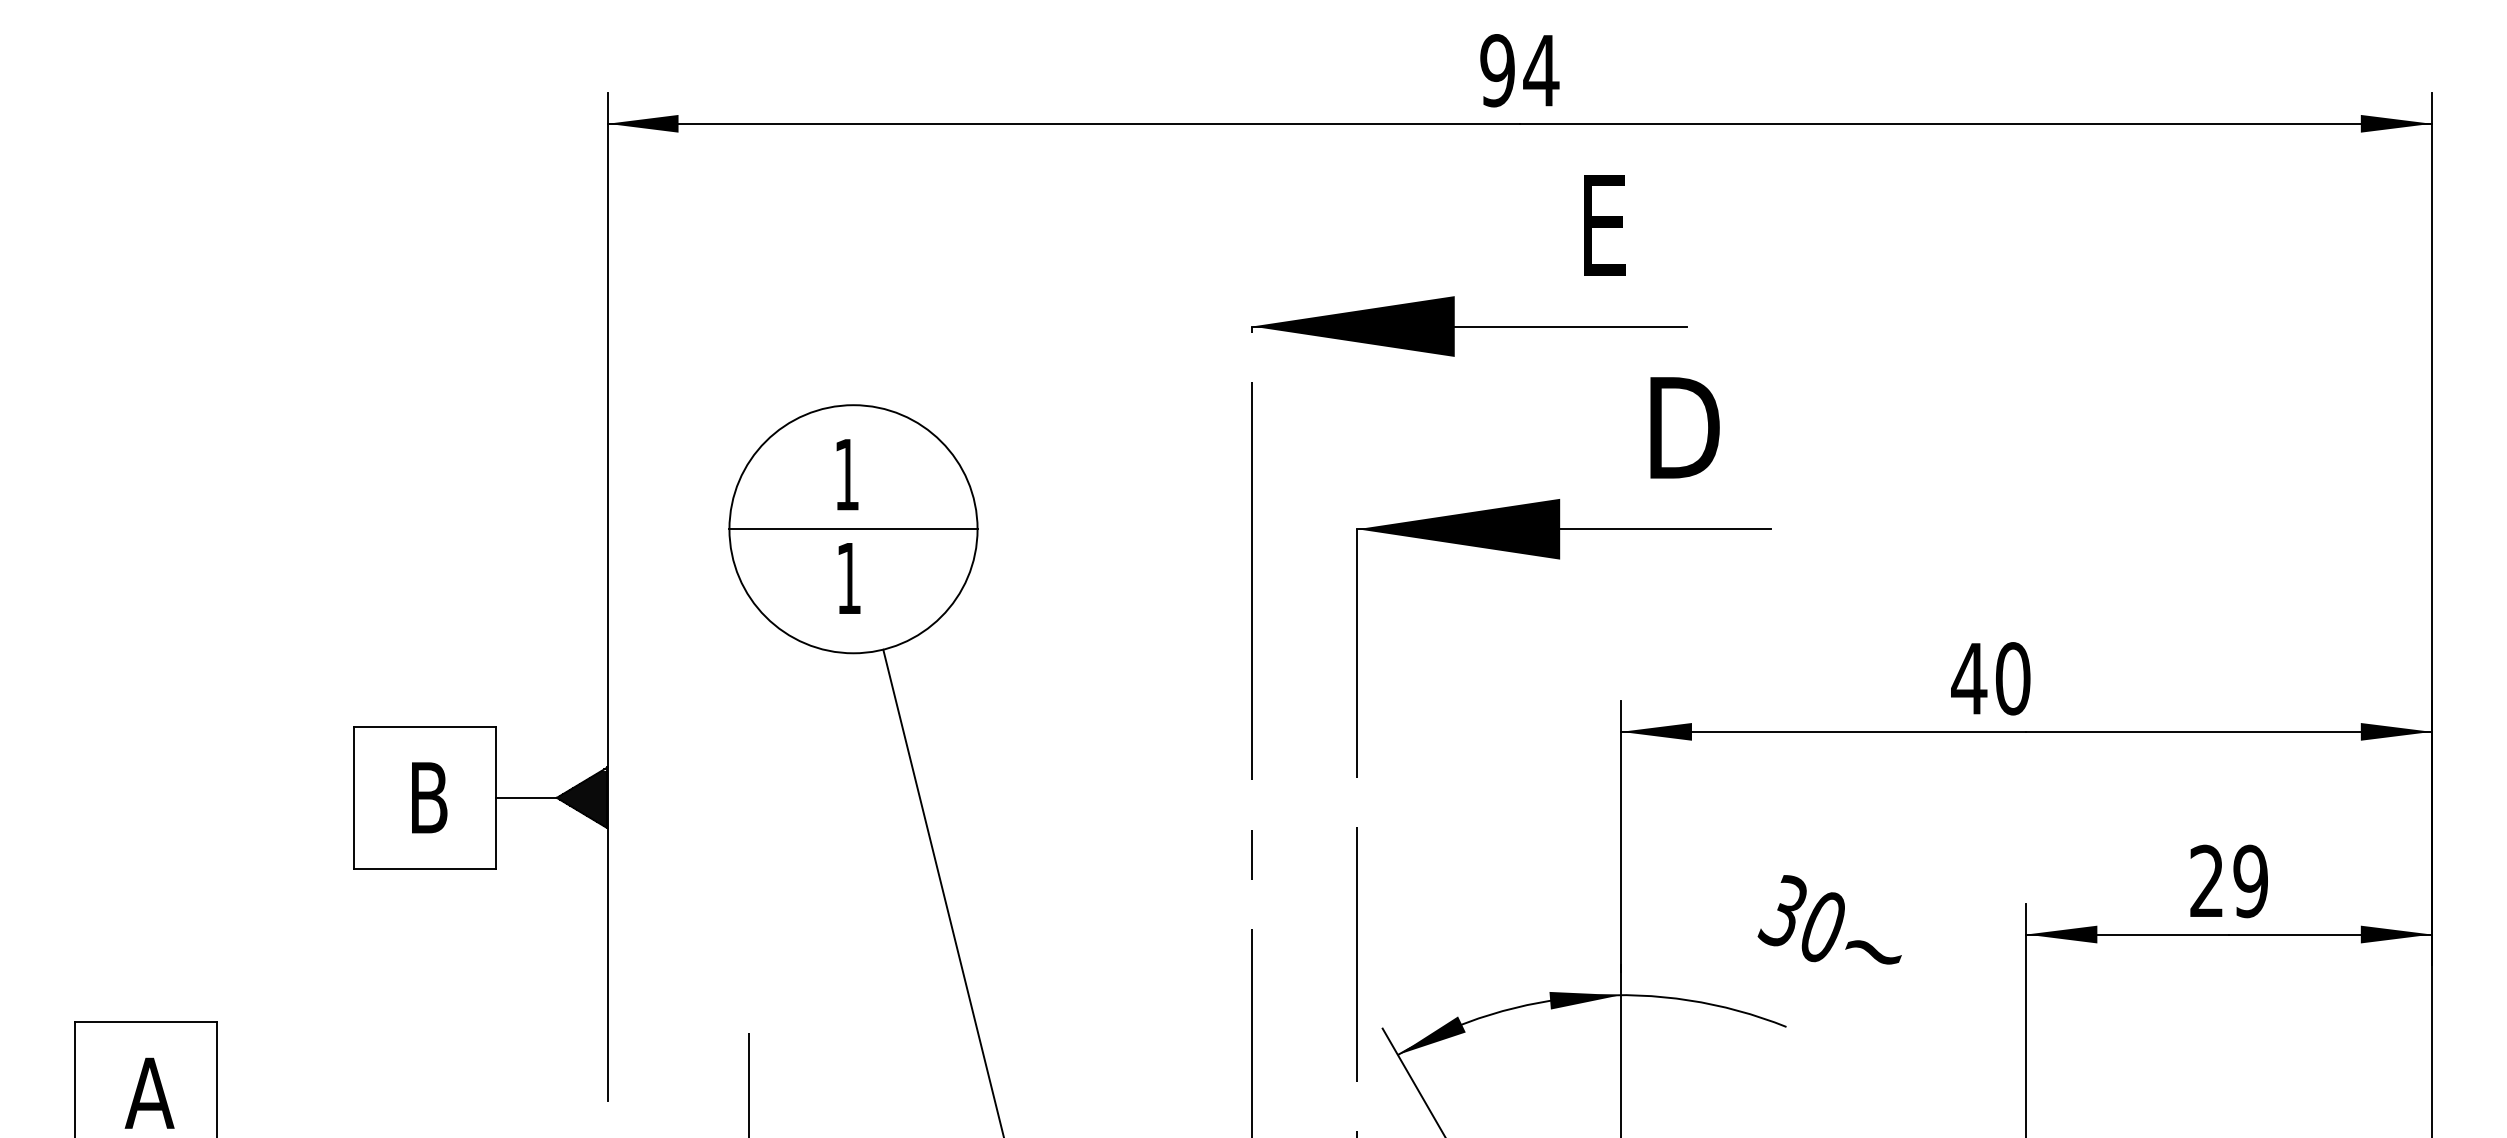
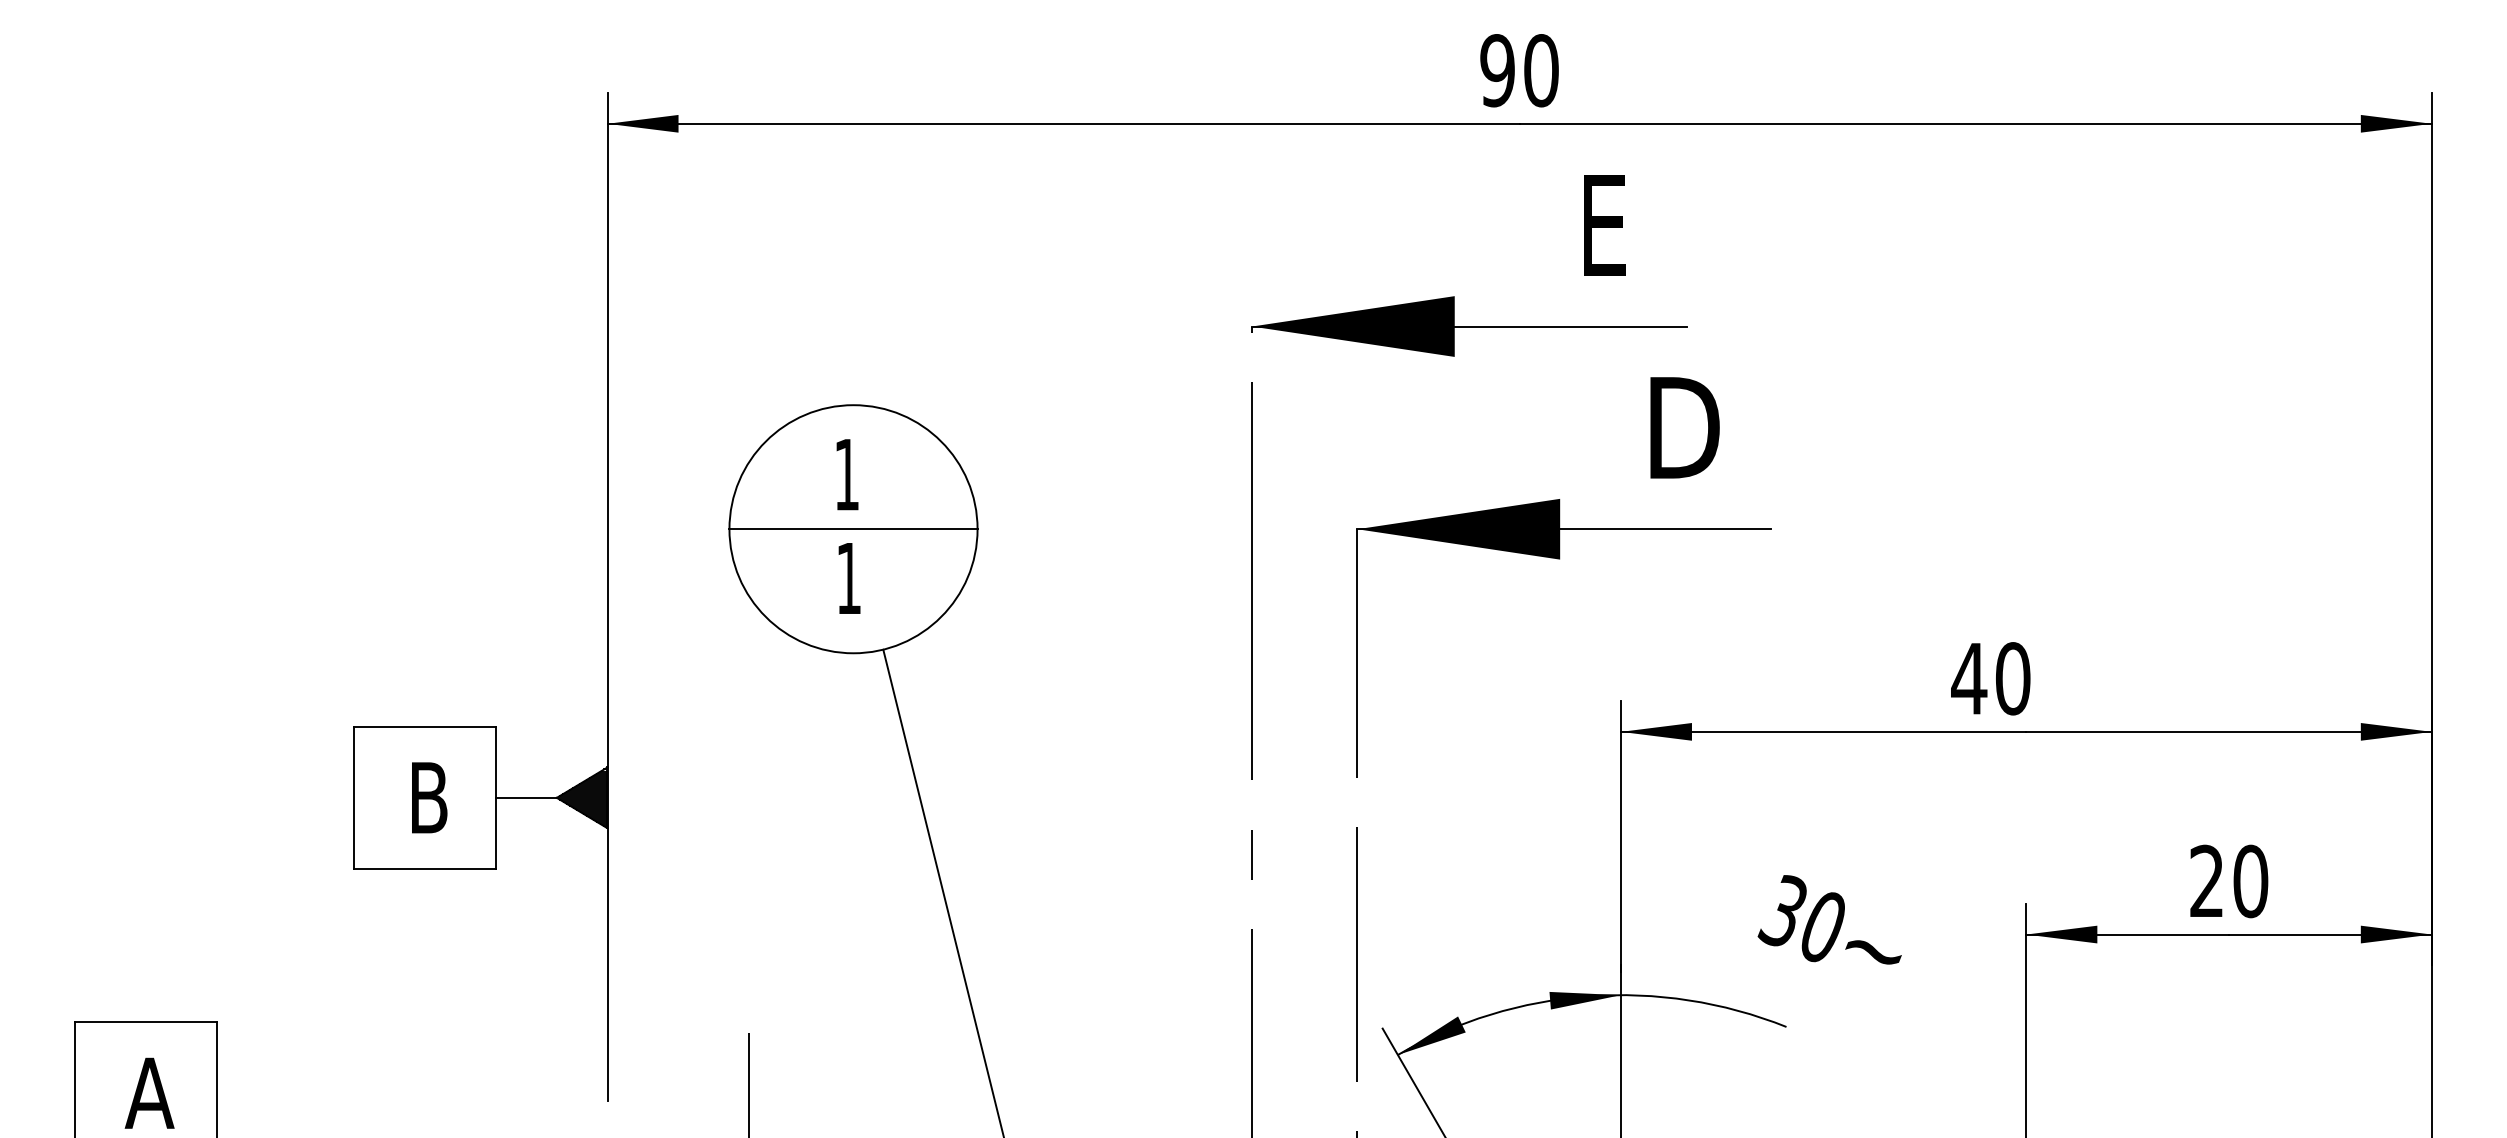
text: 94 -> 90 (1541, 70)
text: 29 -> 20 (2250, 881)
